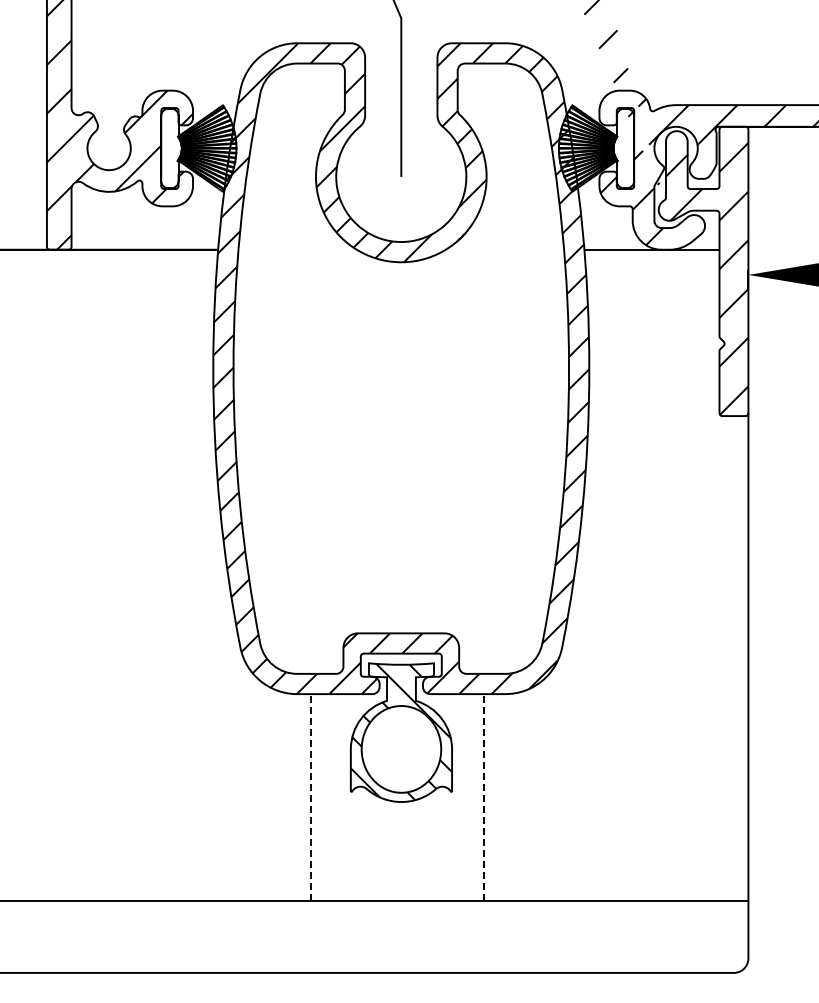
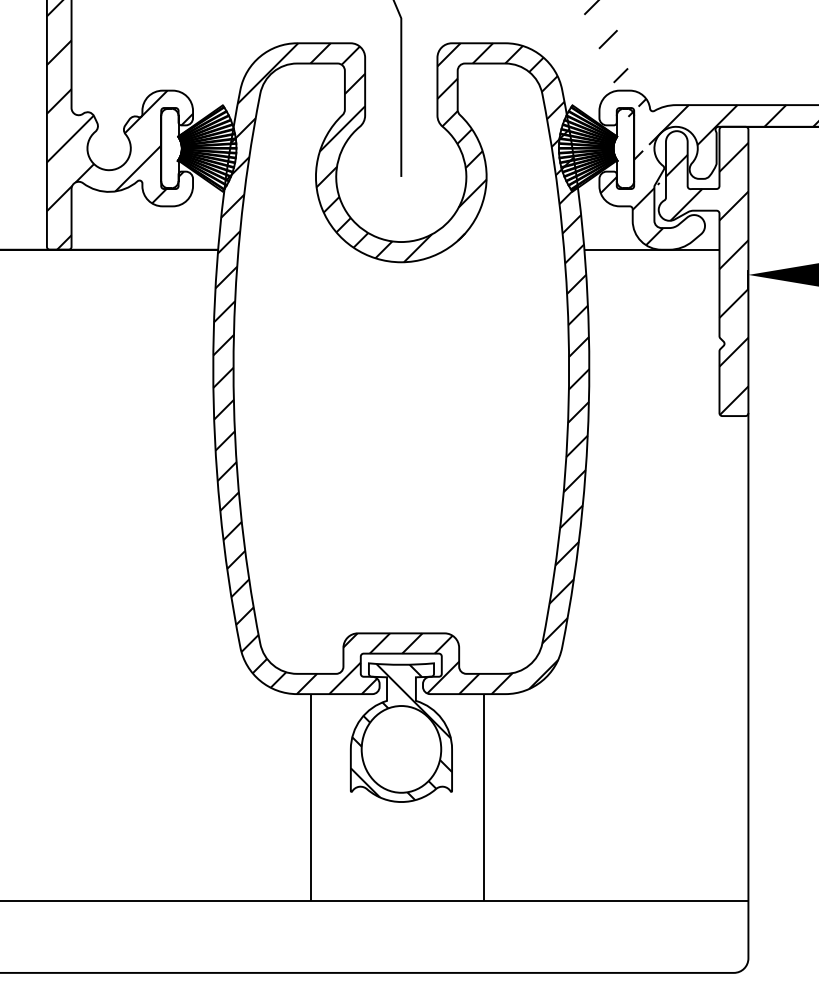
line: dashed -> solid (310, 796)
line: dashed -> solid (484, 796)
